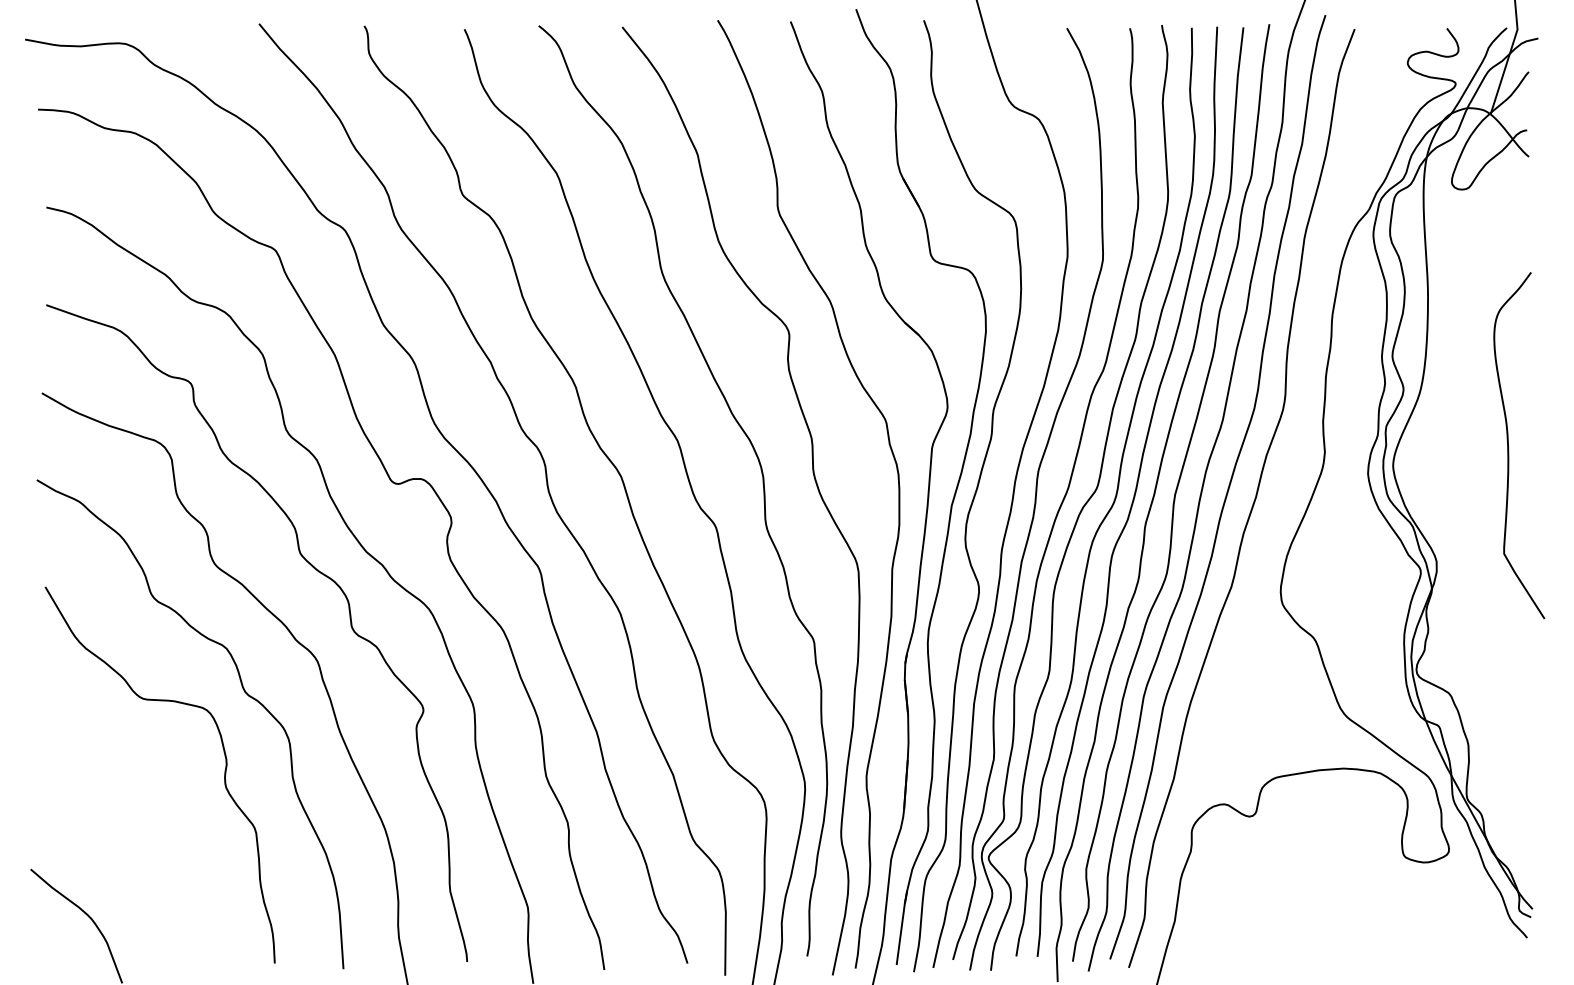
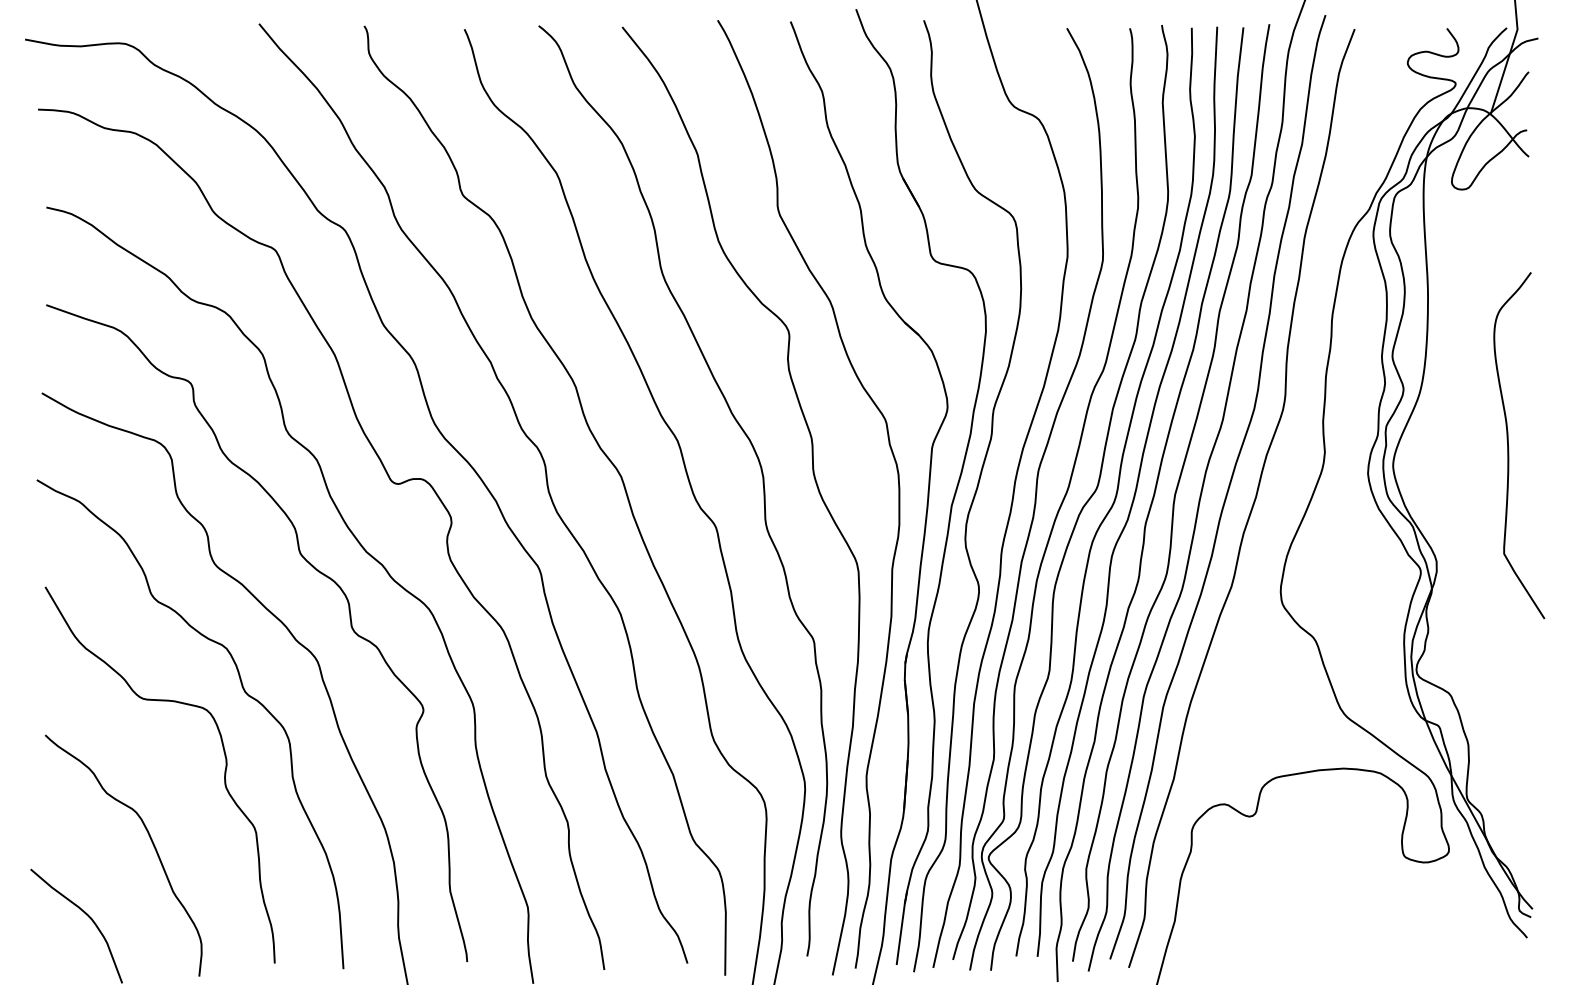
curve: none -> present (151, 842)
